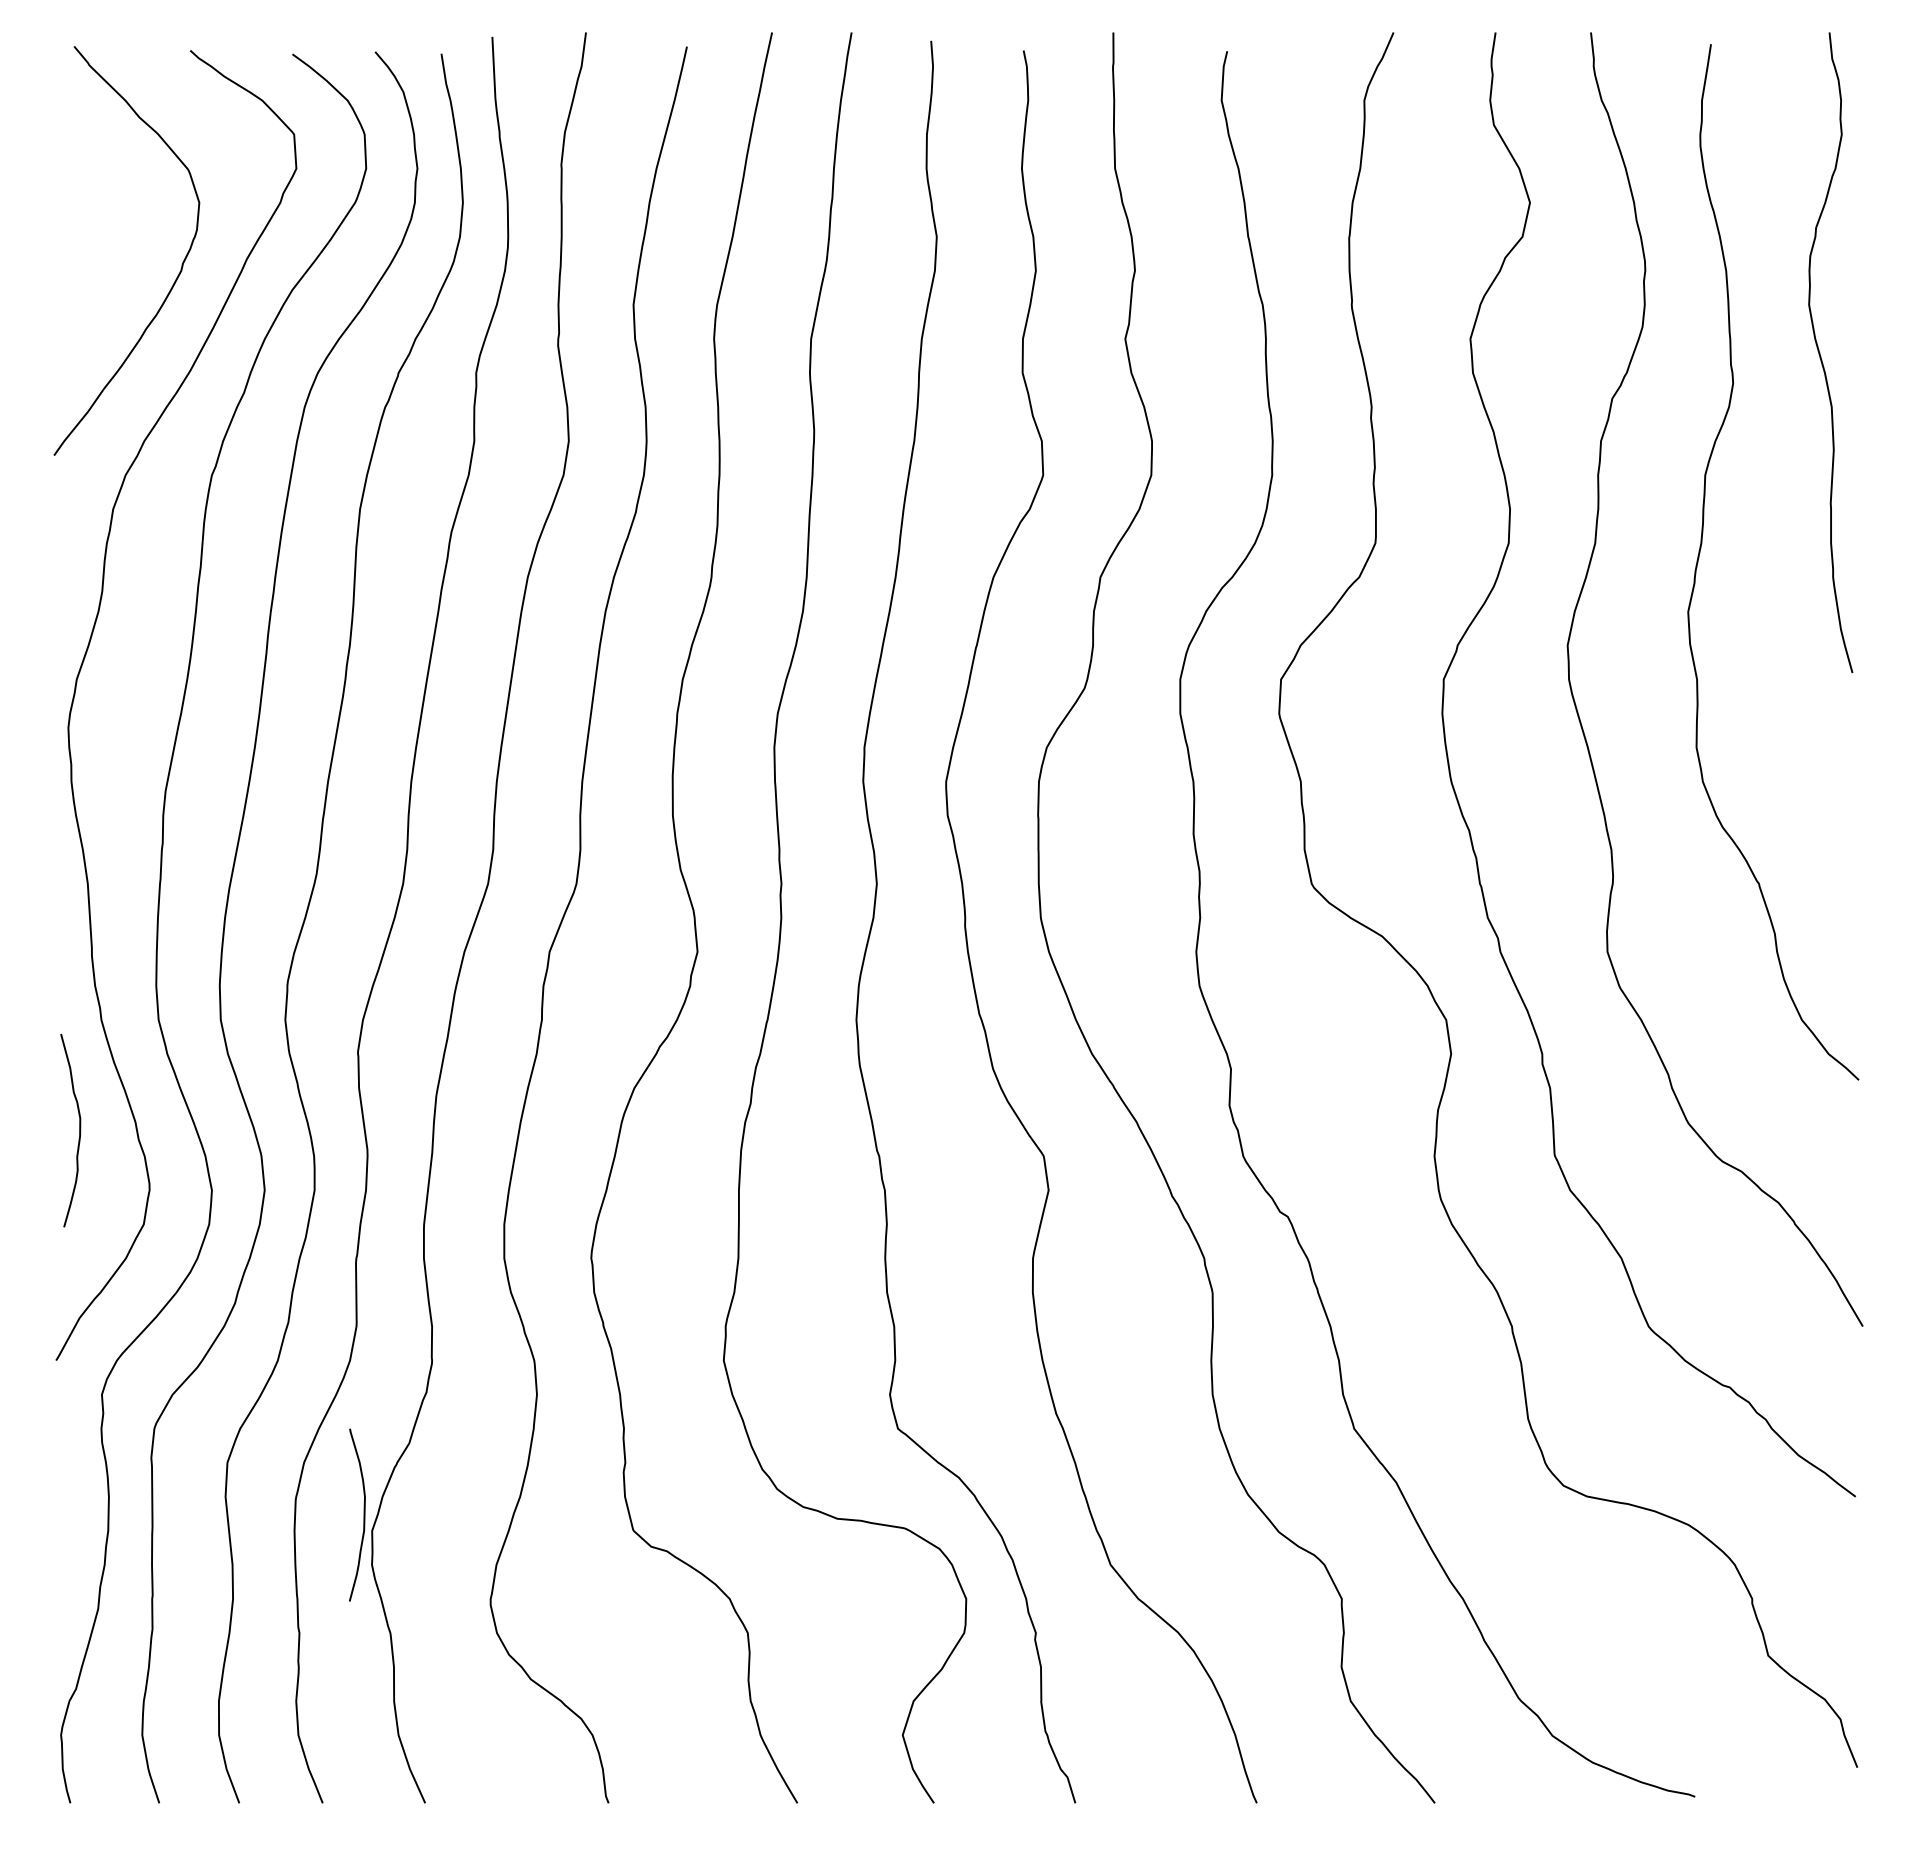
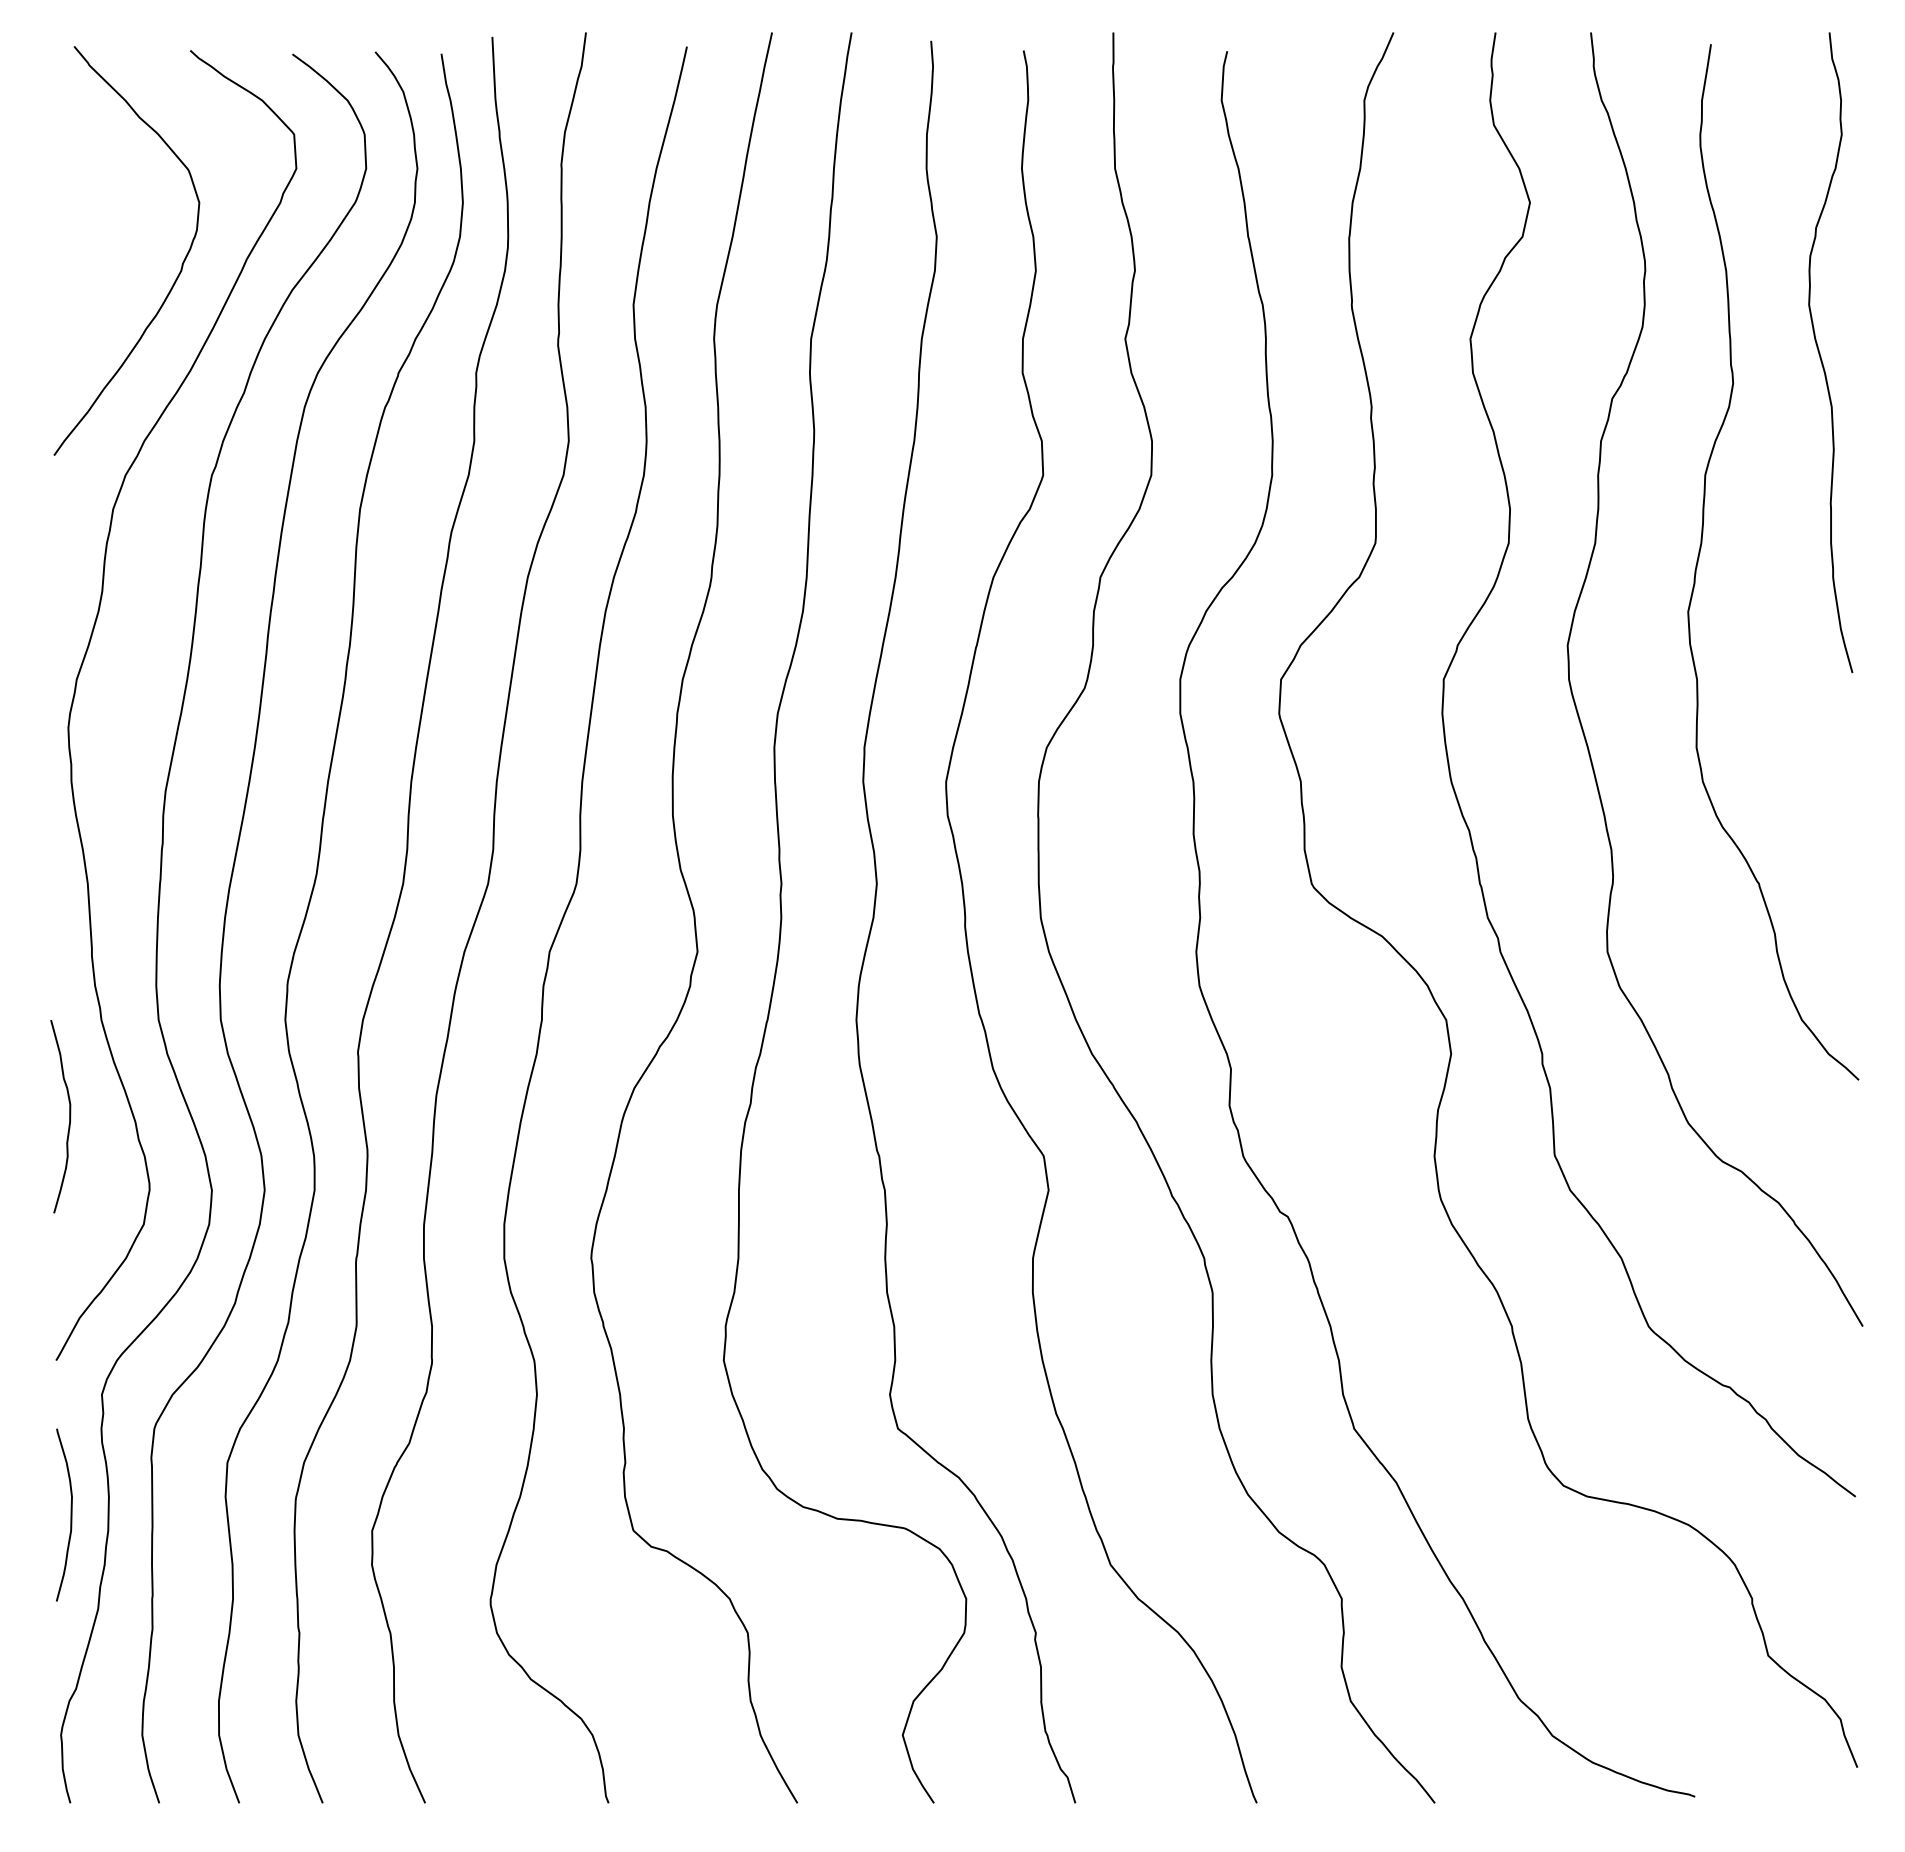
curve position: (79, 1130) -> (69, 1116) (69, 1116)
curve position: (363, 1514) -> (70, 1514) (70, 1514)
